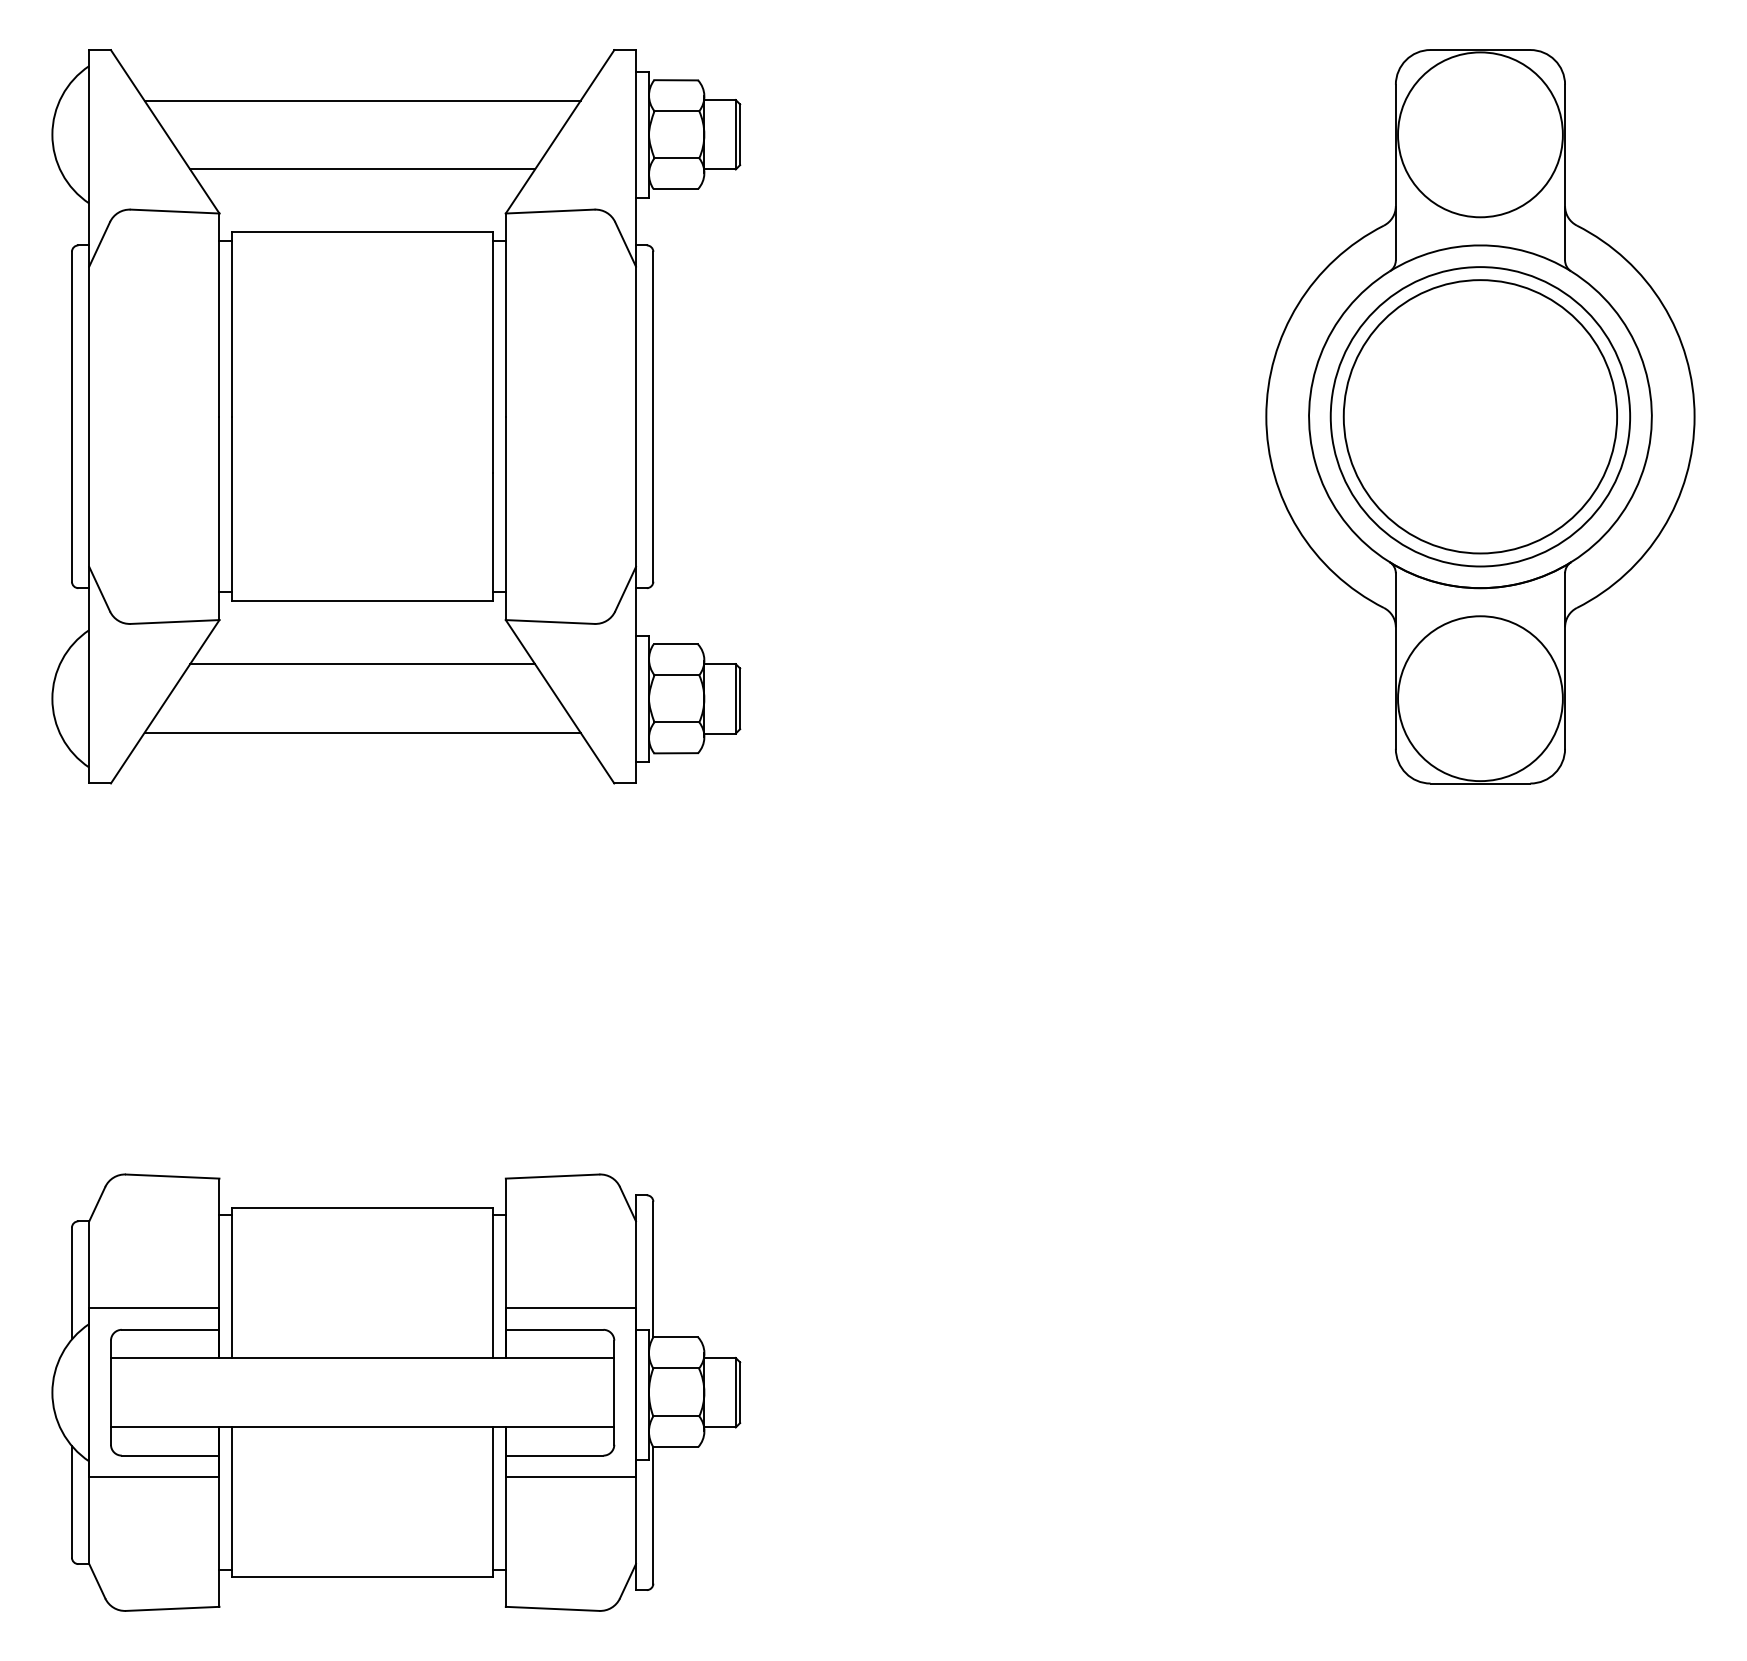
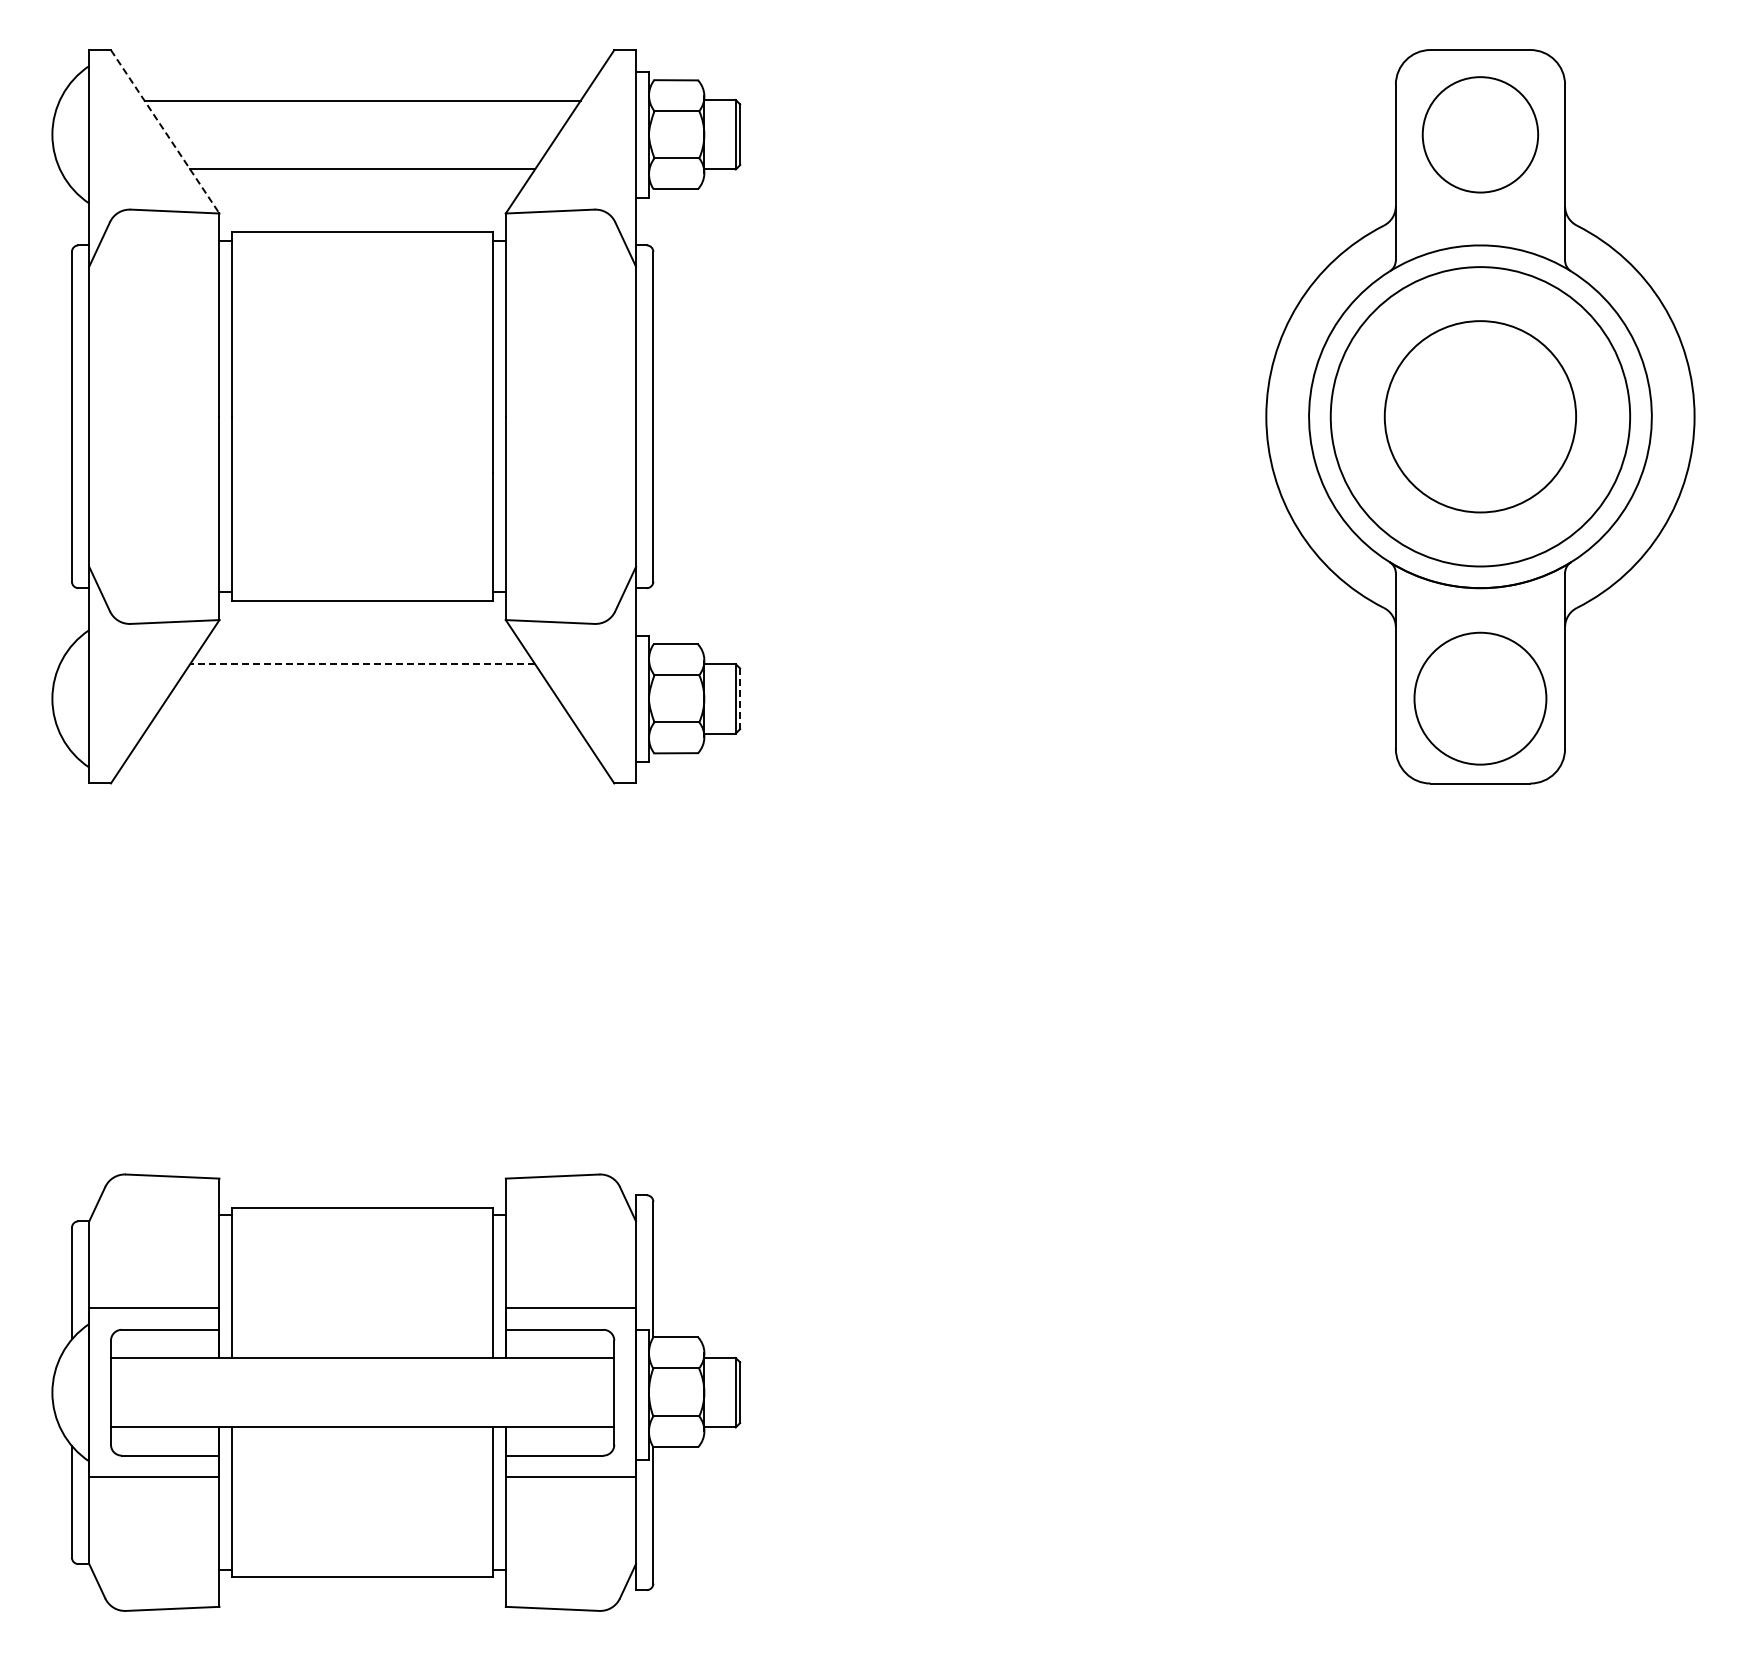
line: solid -> dashed (165, 132)
circle diameter: 165 px -> 115 px (1480, 134)
circle diameter: 273 px -> 191 px (1480, 416)
line: solid -> dashed (362, 664)
circle diameter: 165 px -> 132 px (1480, 698)
line: solid -> dashed (740, 699)
line: present -> none (362, 732)
